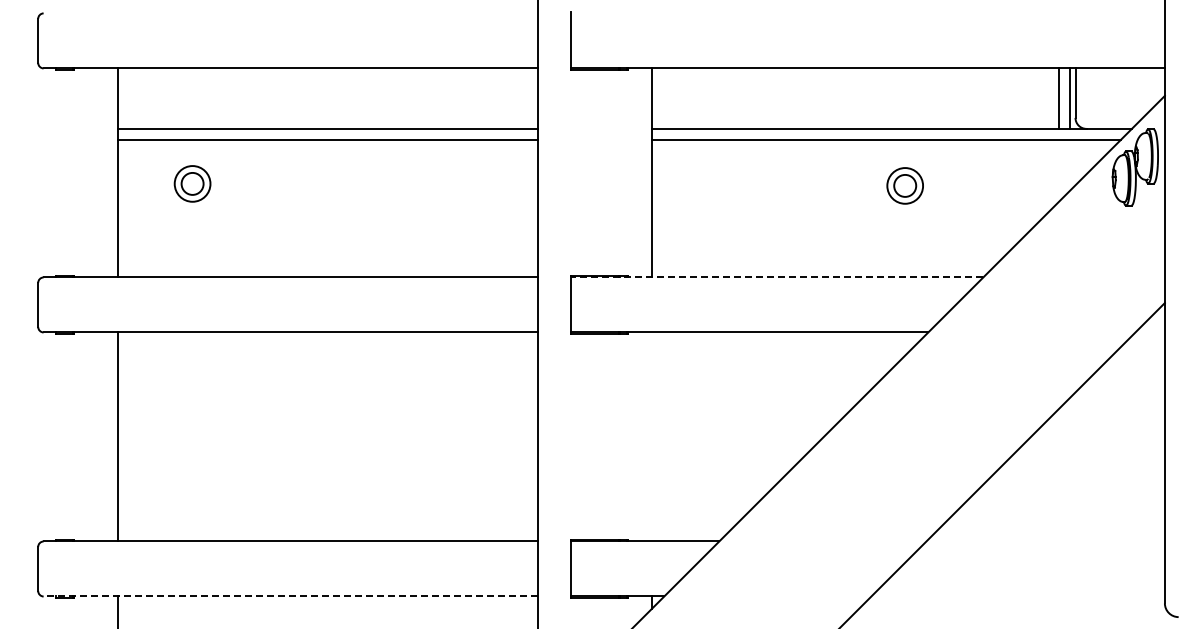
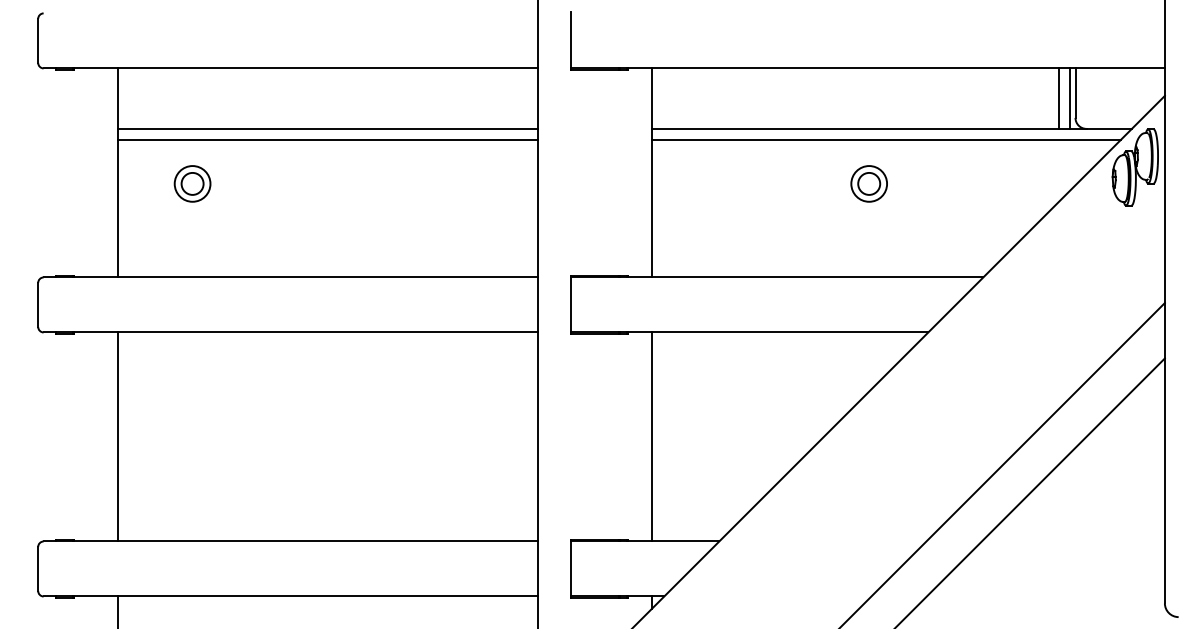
part position: (904, 185) -> (868, 183) (868, 183)
line: dashed -> solid (776, 277)
line: none -> present (651, 436)
line: none -> present (1030, 491)
line: dashed -> solid (290, 596)
